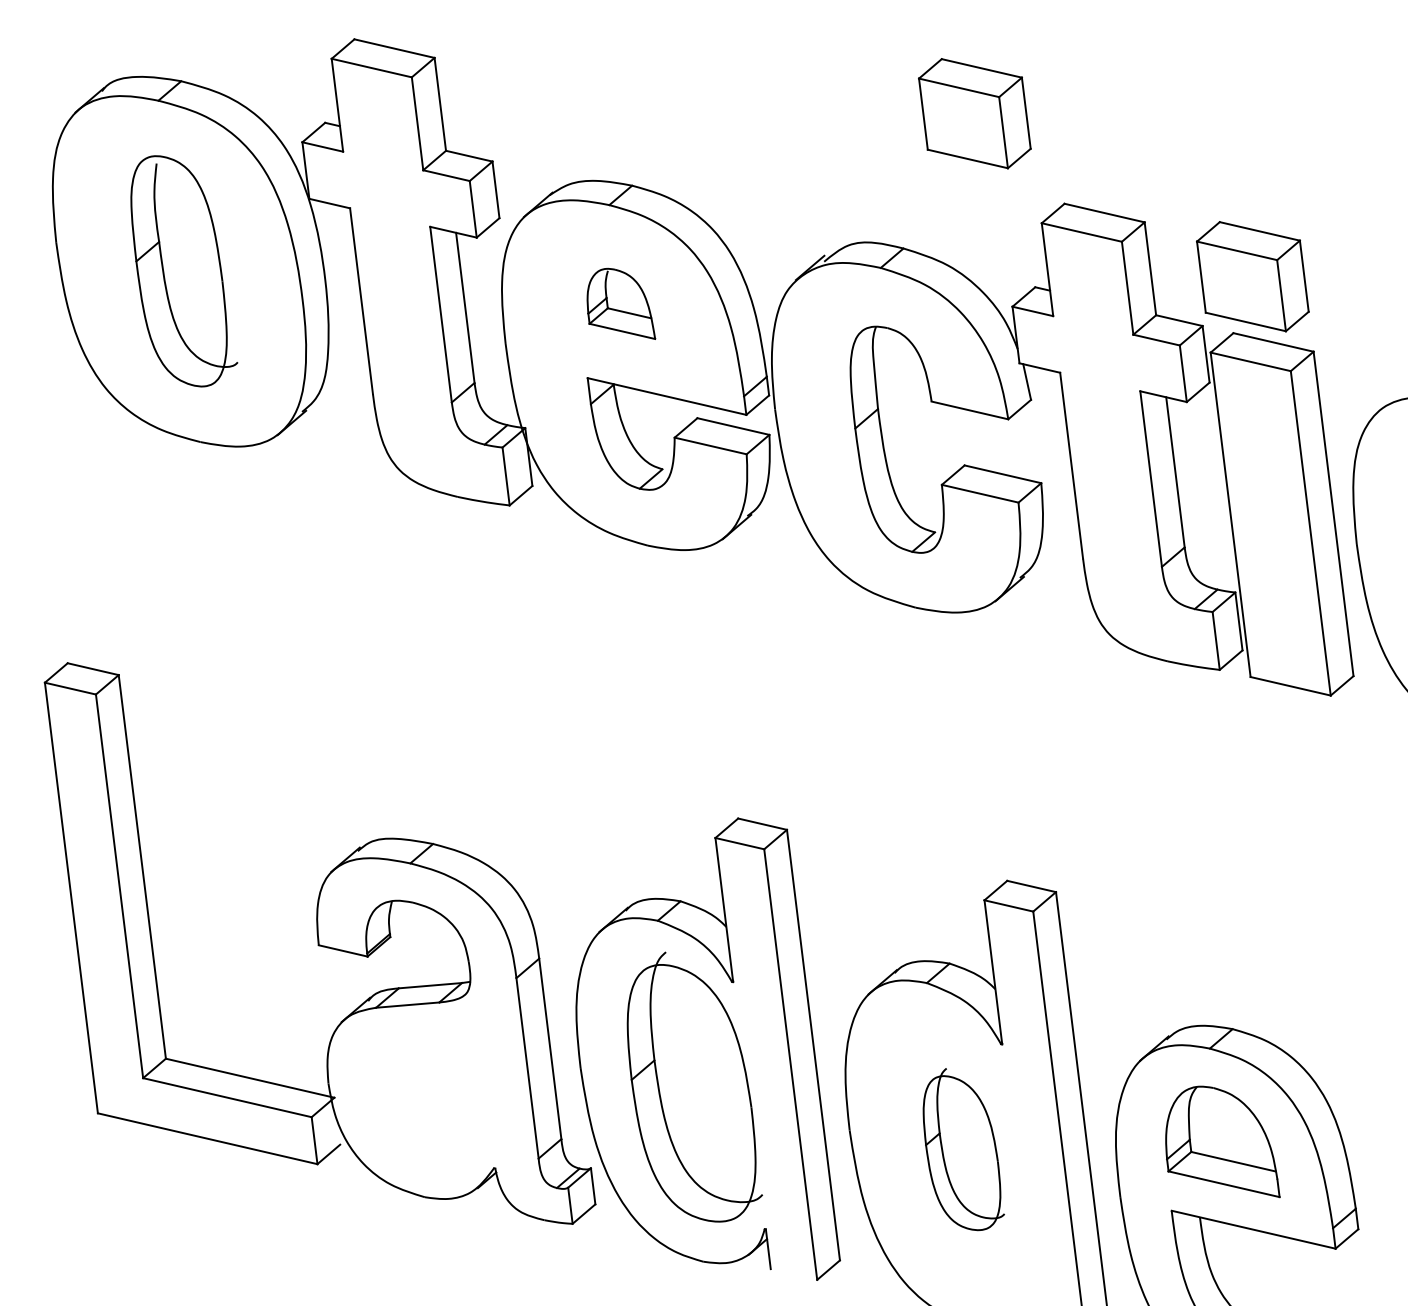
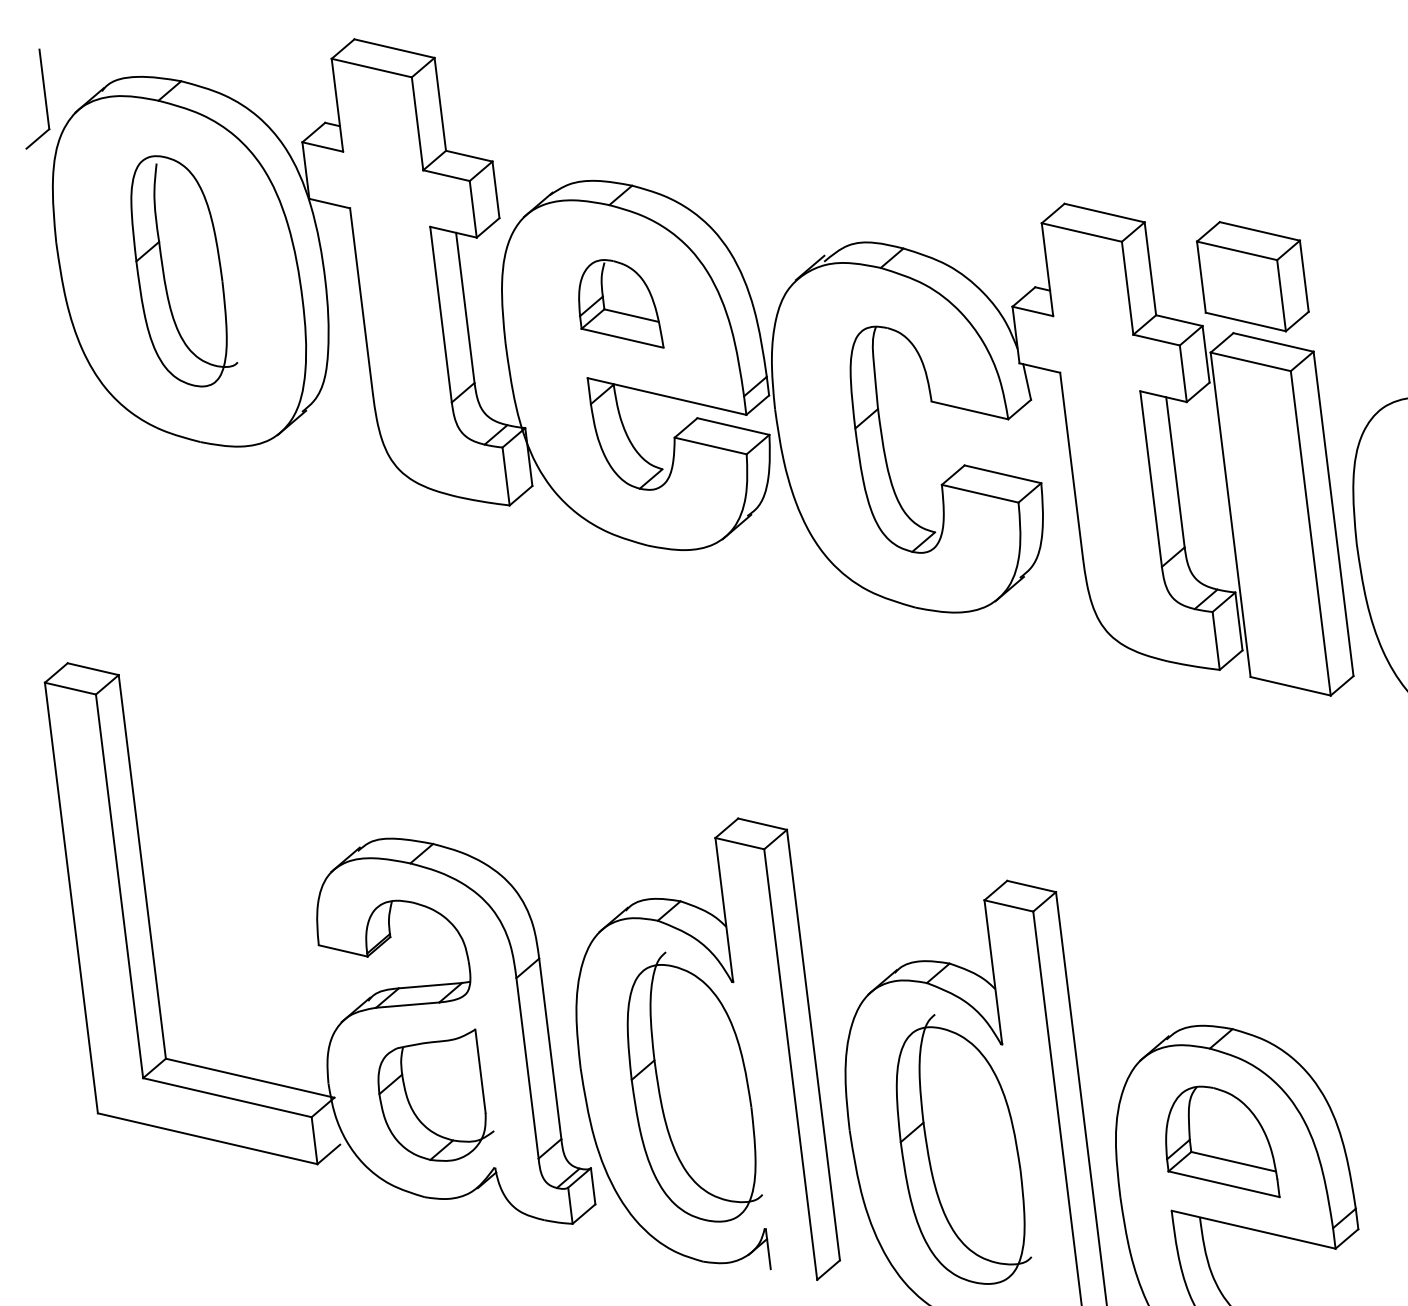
part: none -> present (44, 98)
part: present -> none (974, 113)
part size: 71x73 px -> 87x90 px (621, 303)
part: none -> present (435, 1094)
part size: 83x164 px -> 138x271 px (963, 1149)
